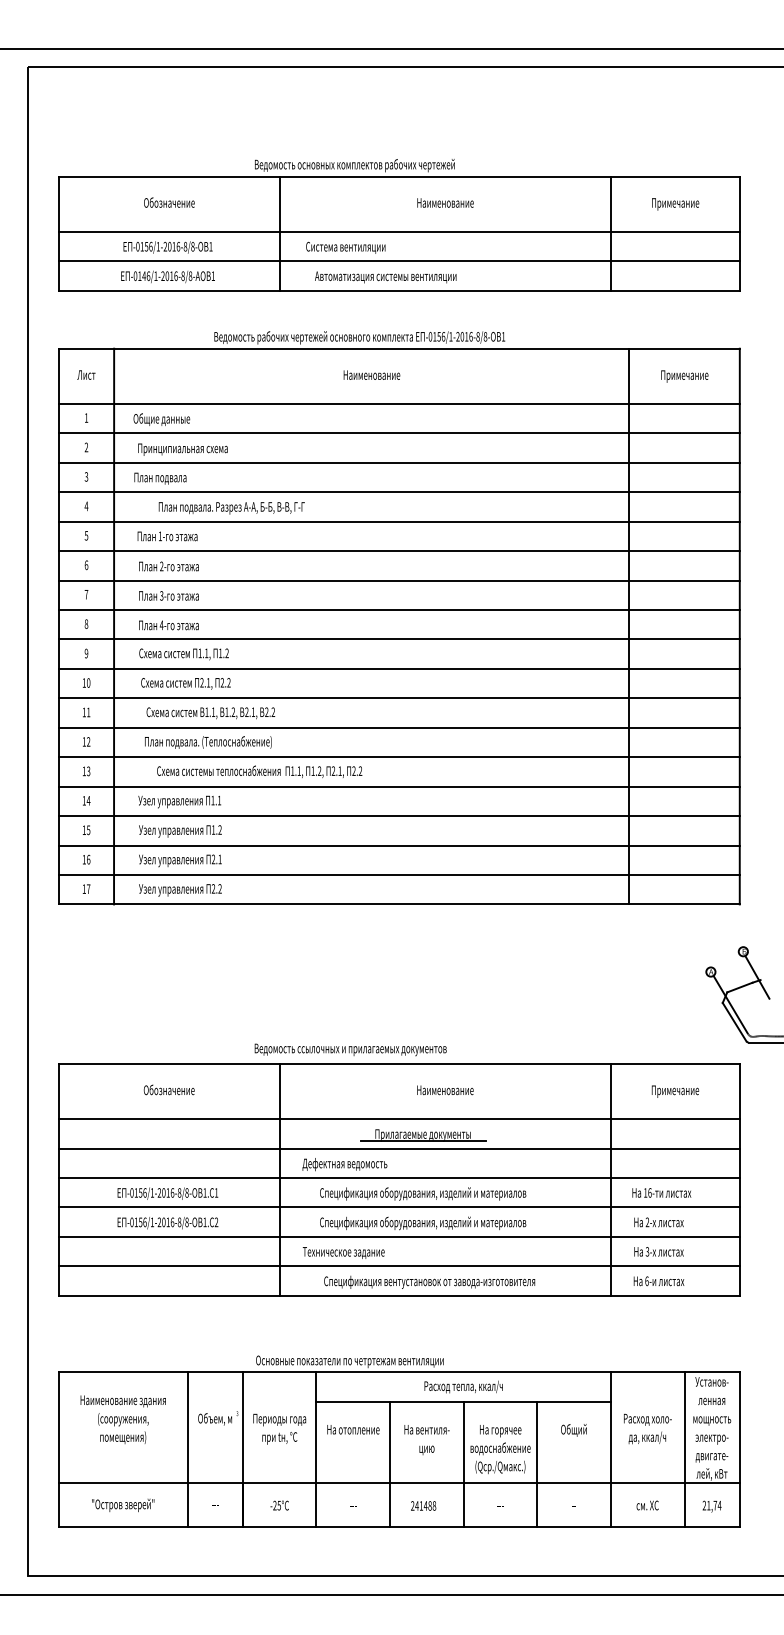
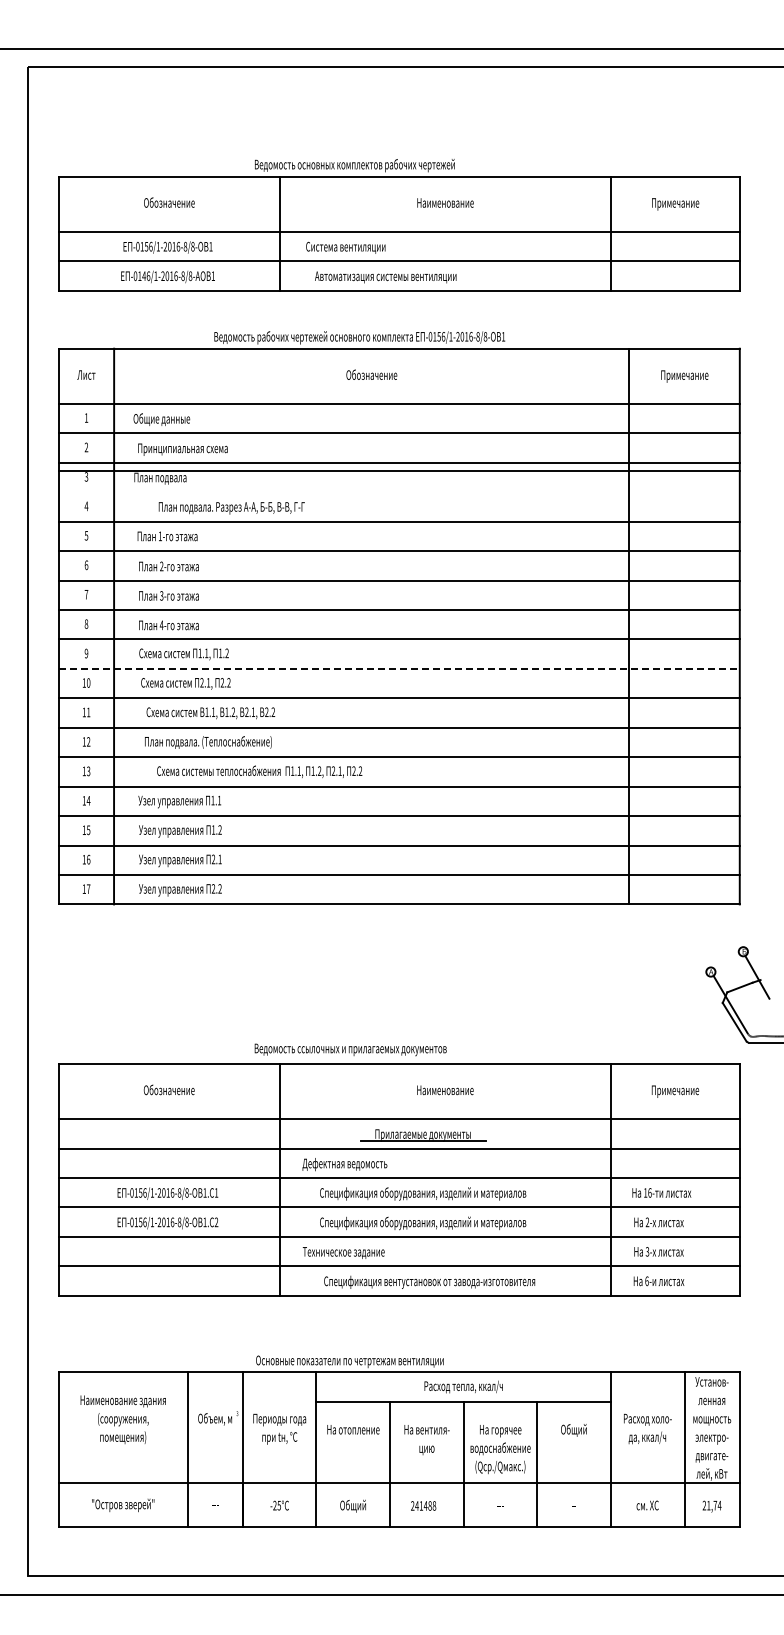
text: Наименование -> Обозначение (371, 374)
line position: (398, 492) -> (398, 471) (398, 471)
line: solid -> dashed (399, 668)
text: --- -> Общий (352, 1505)
